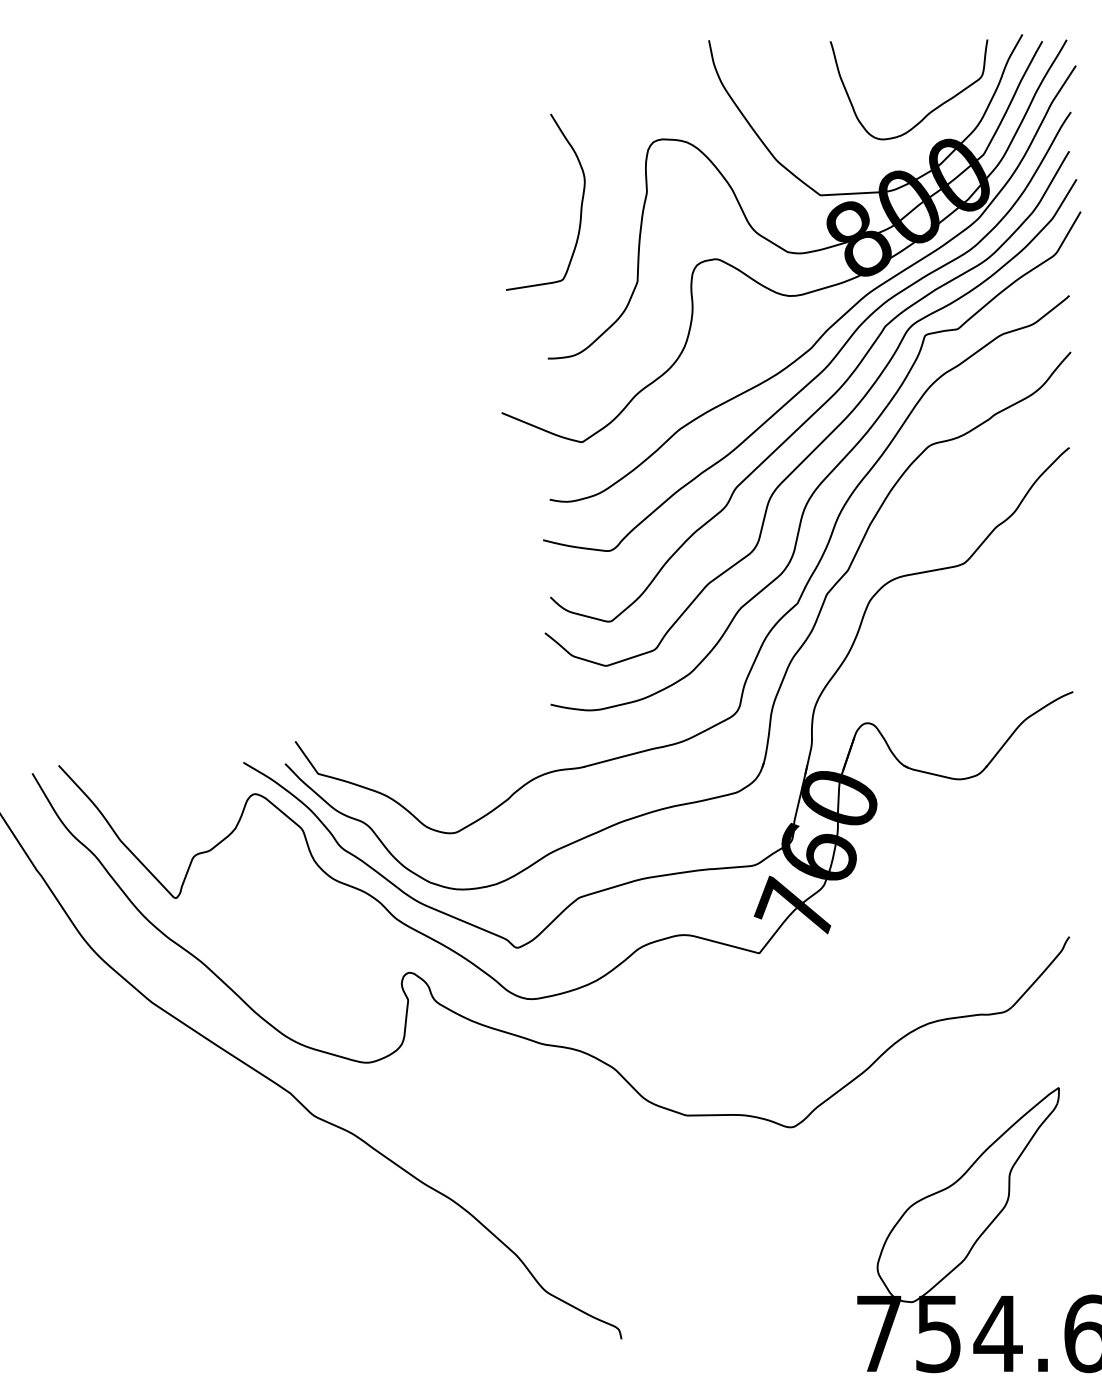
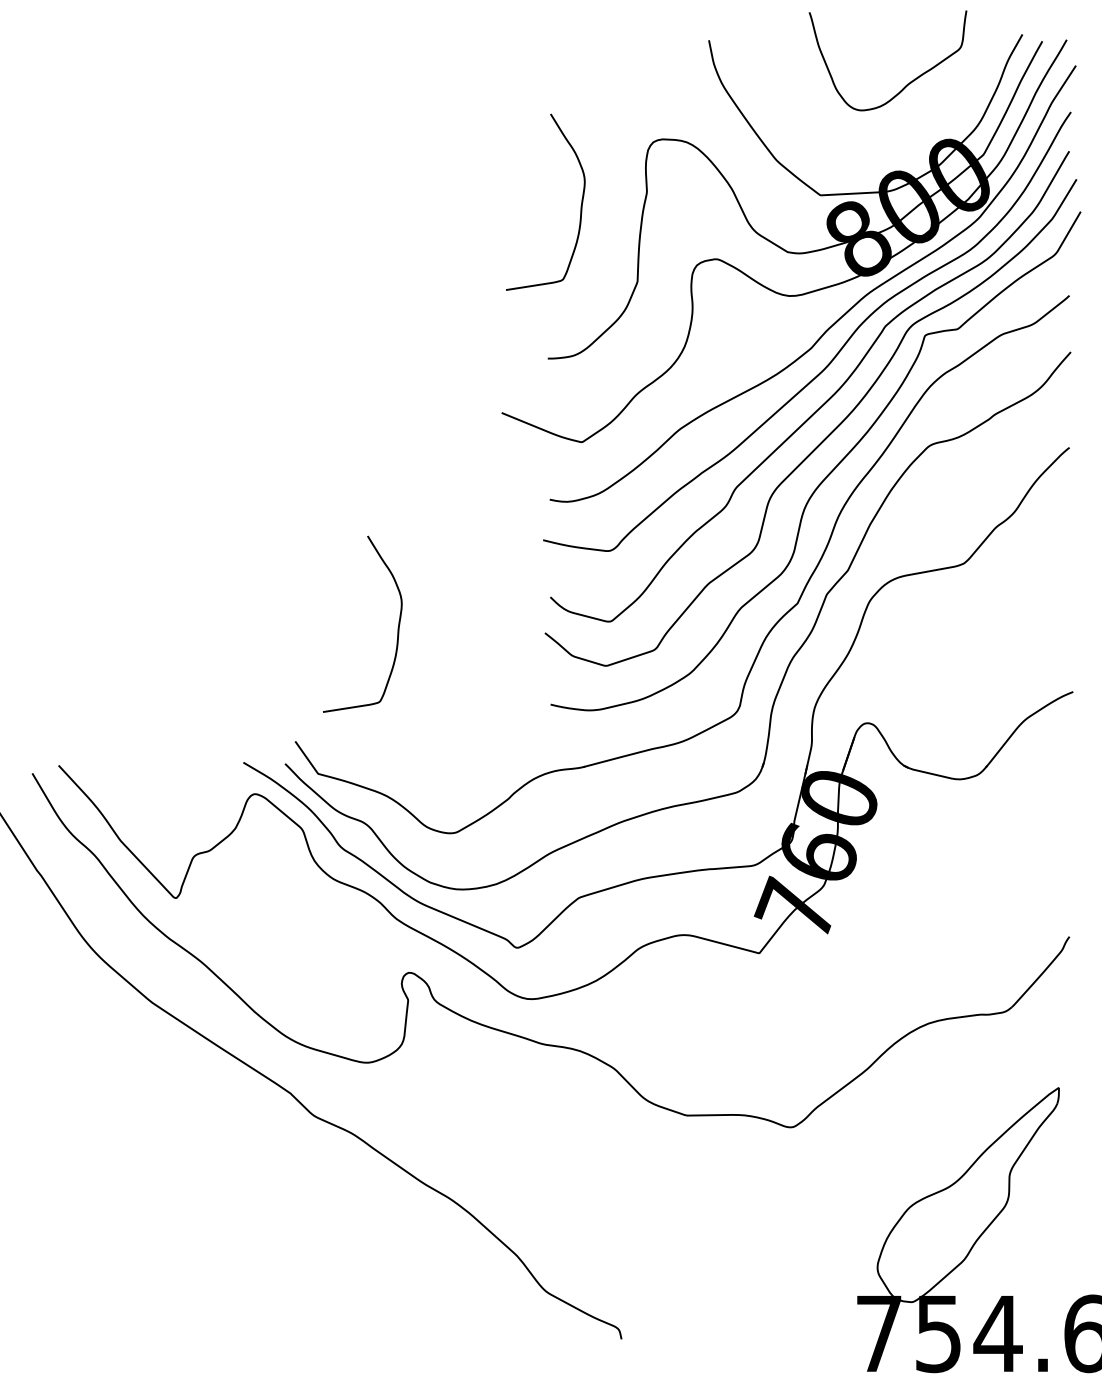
curve position: (928, 112) -> (907, 83) (907, 83)
curve: none -> present (397, 627)
